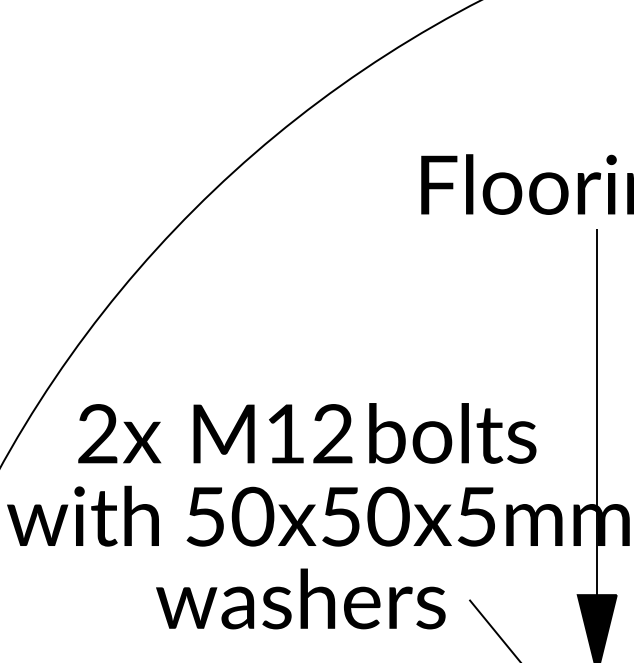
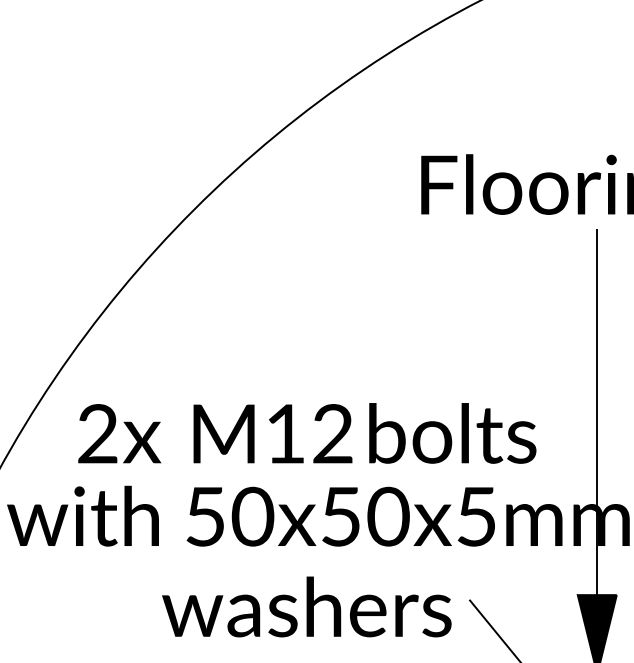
text position: (300, 598) -> (306, 606) (306, 606)
